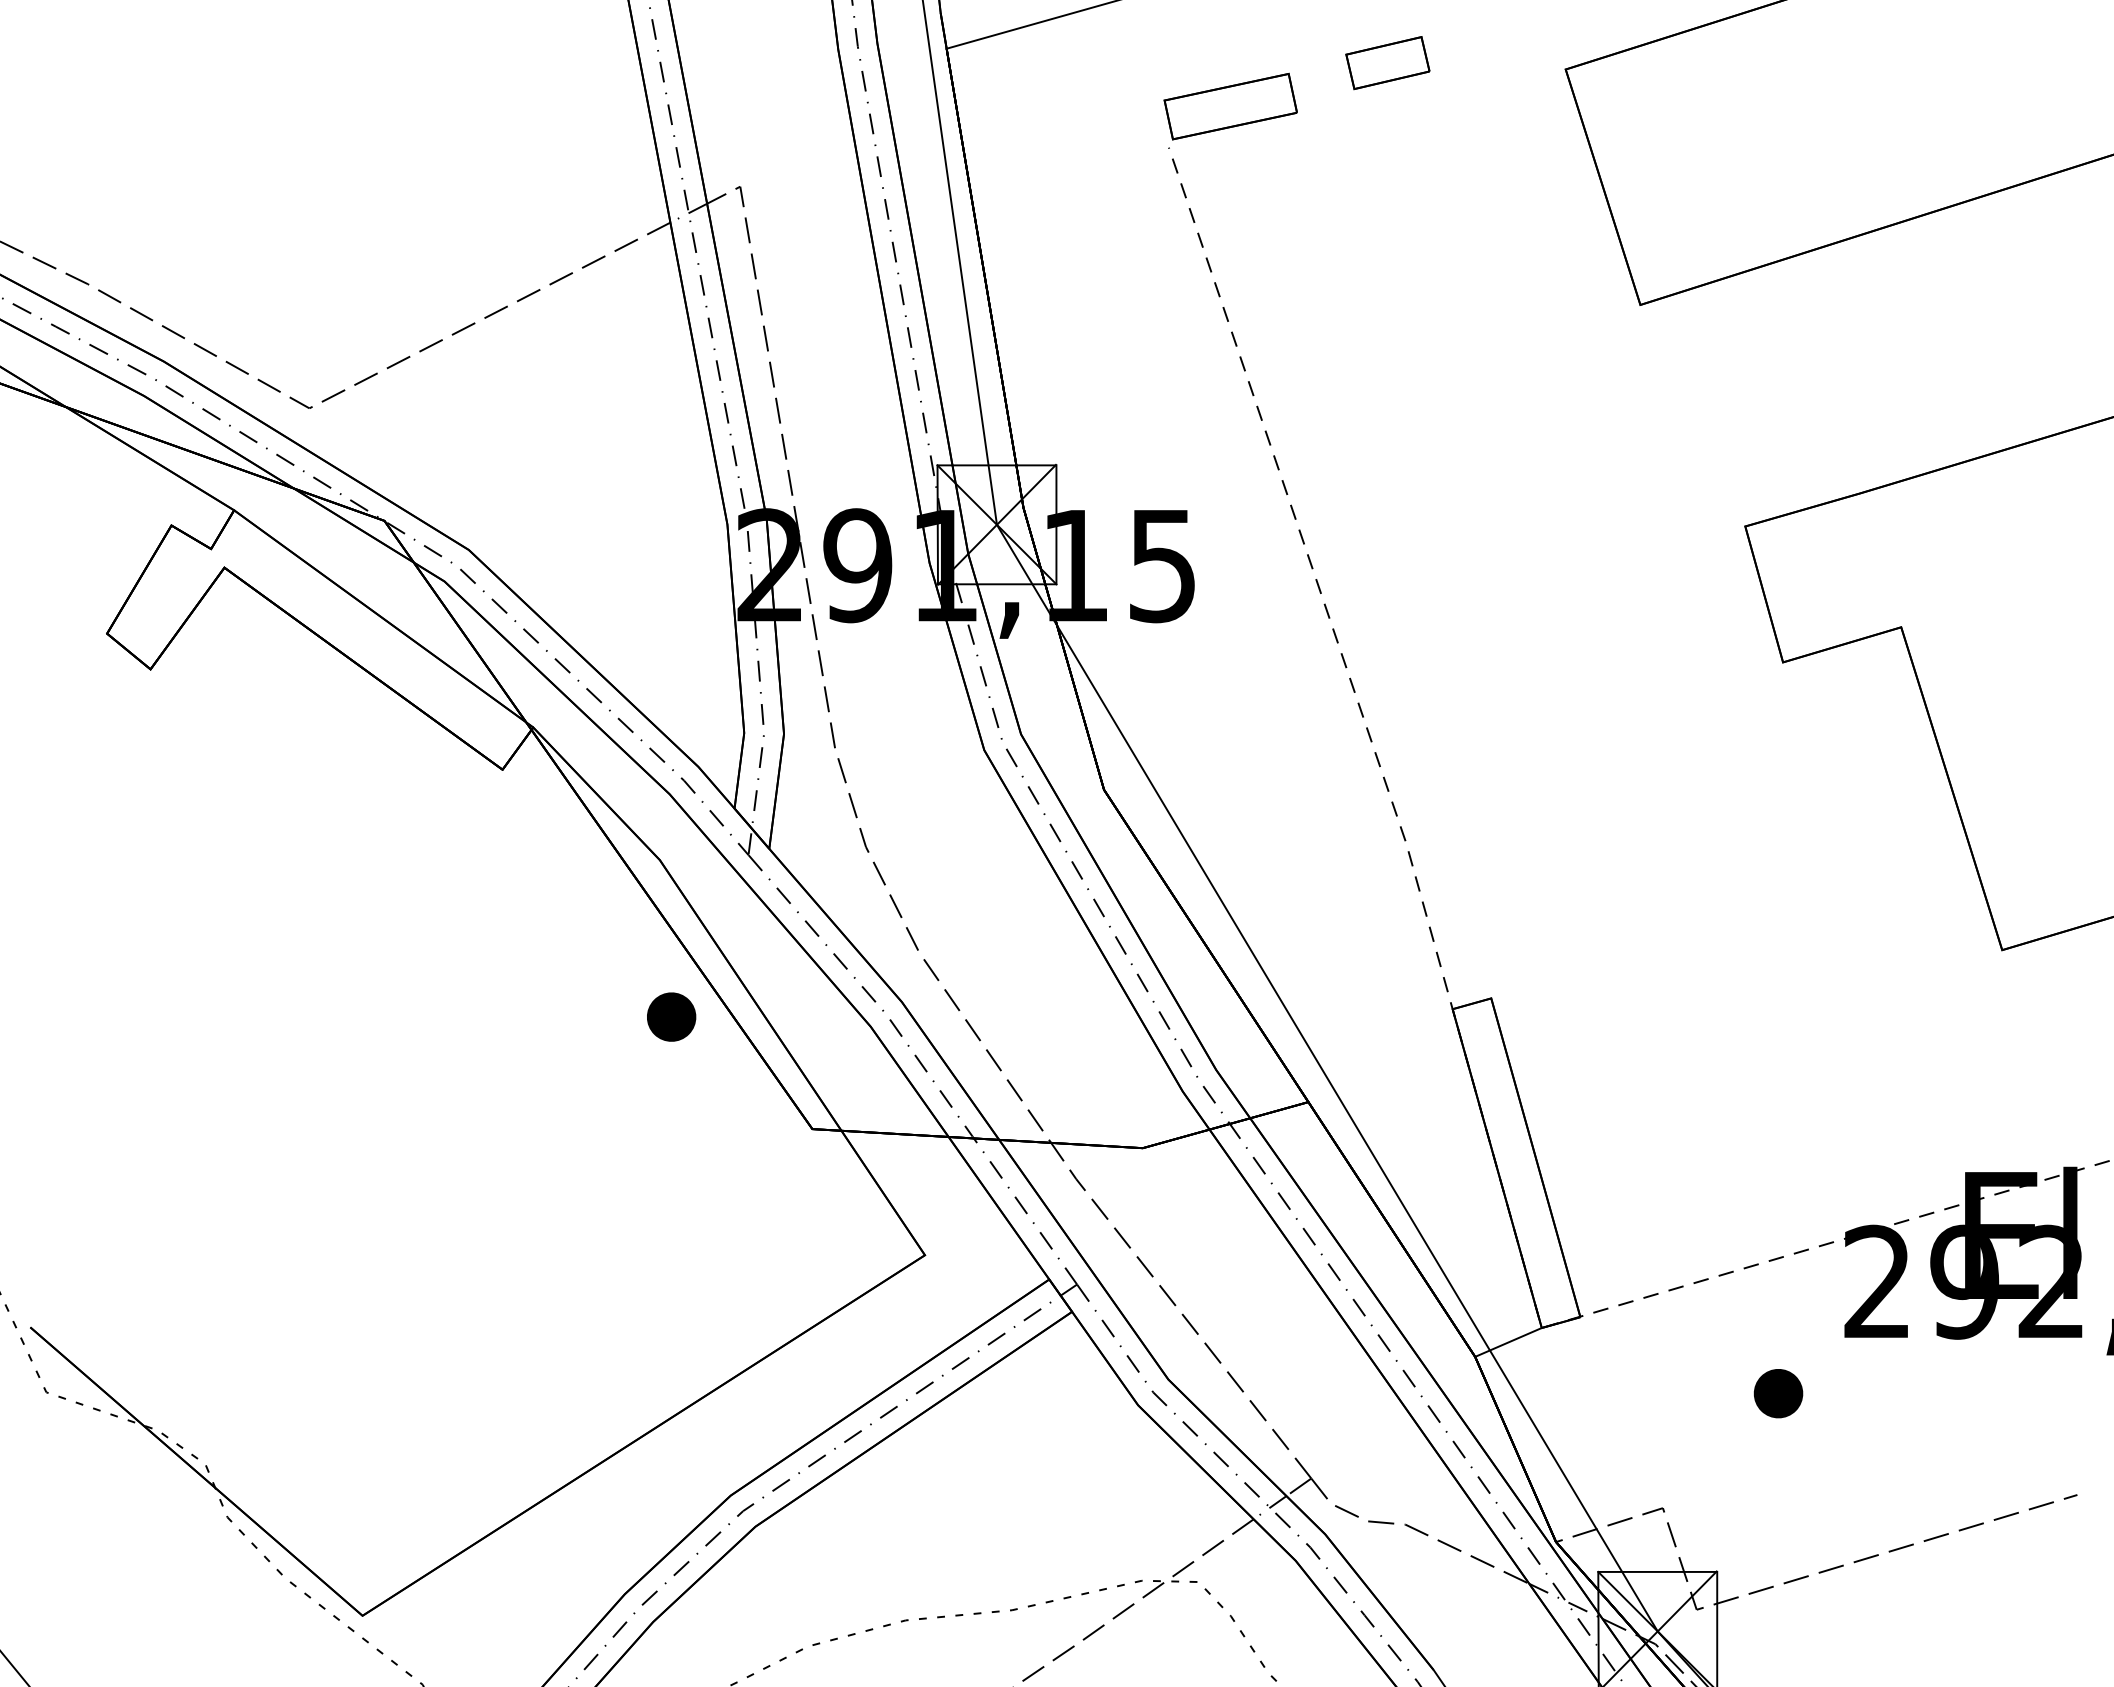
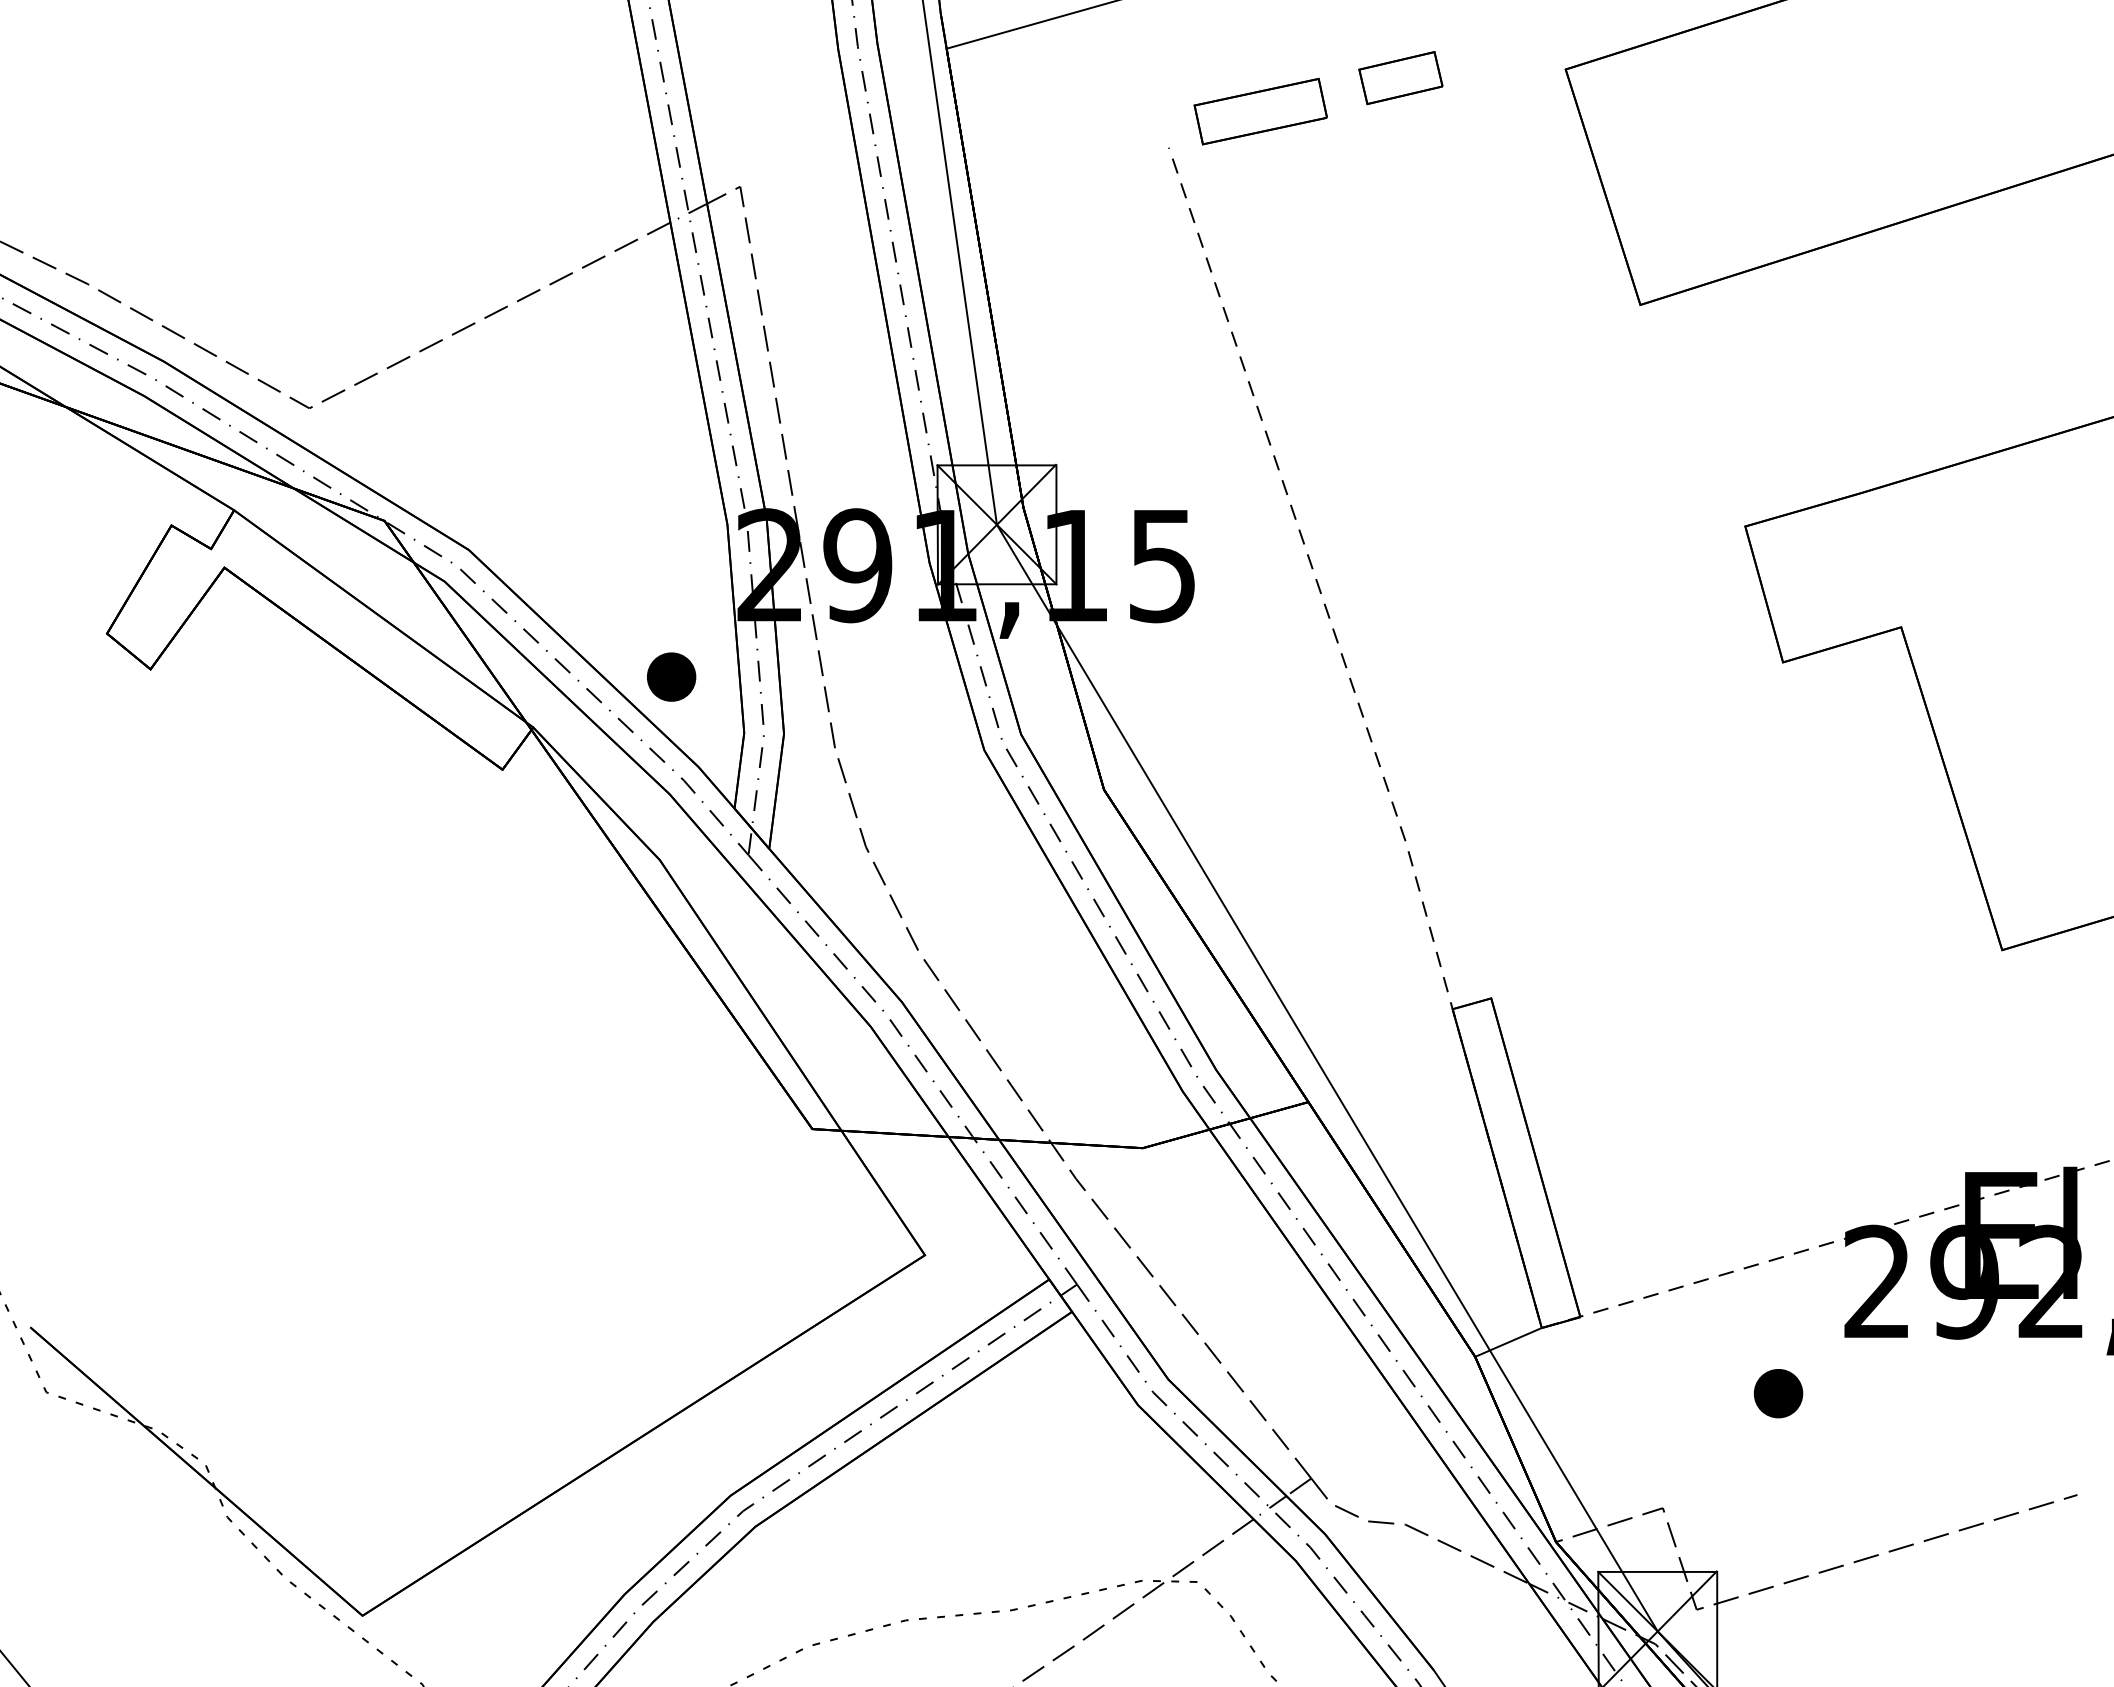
part position: (1387, 63) -> (1400, 78) (1400, 78)
part position: (1230, 106) -> (1260, 111) (1260, 111)
part position: (671, 1016) -> (671, 676) (671, 676)
